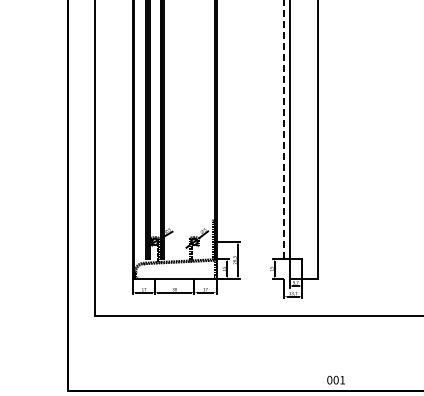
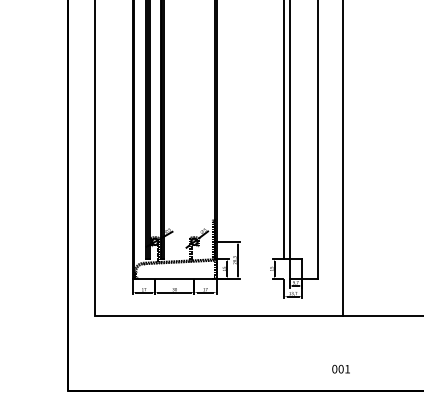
line: dashed -> solid (284, 129)
line: none -> present (342, 159)
text position: (335, 379) -> (340, 368) (340, 368)
